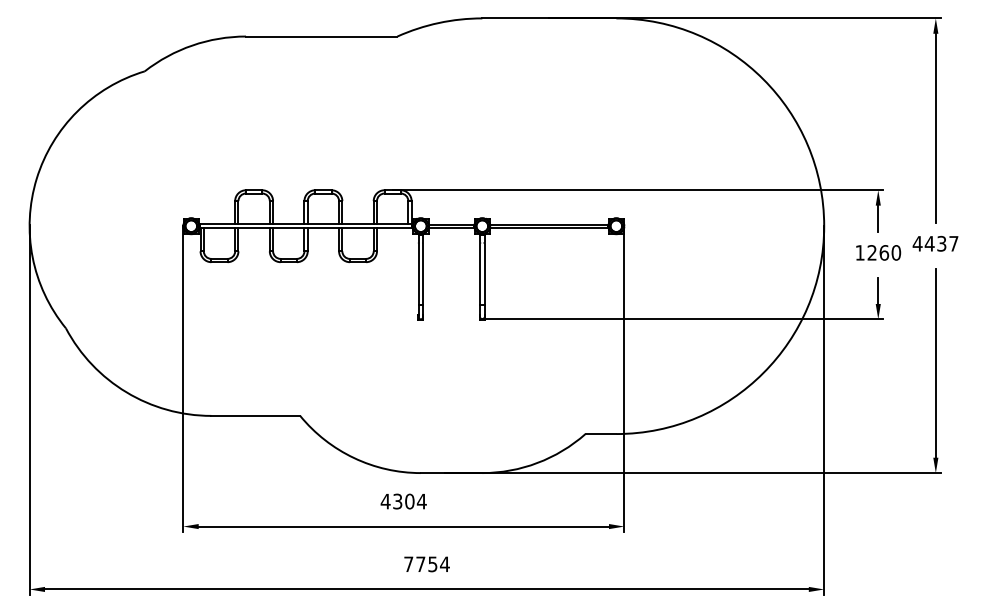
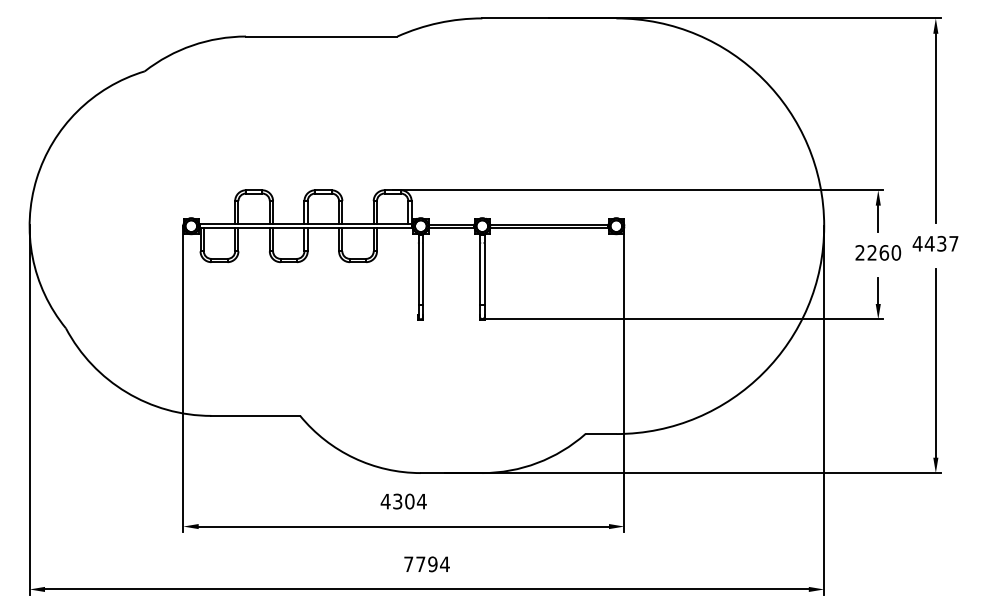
text: 1260 -> 2260 (859, 252)
text: 7754 -> 7794 (432, 563)
